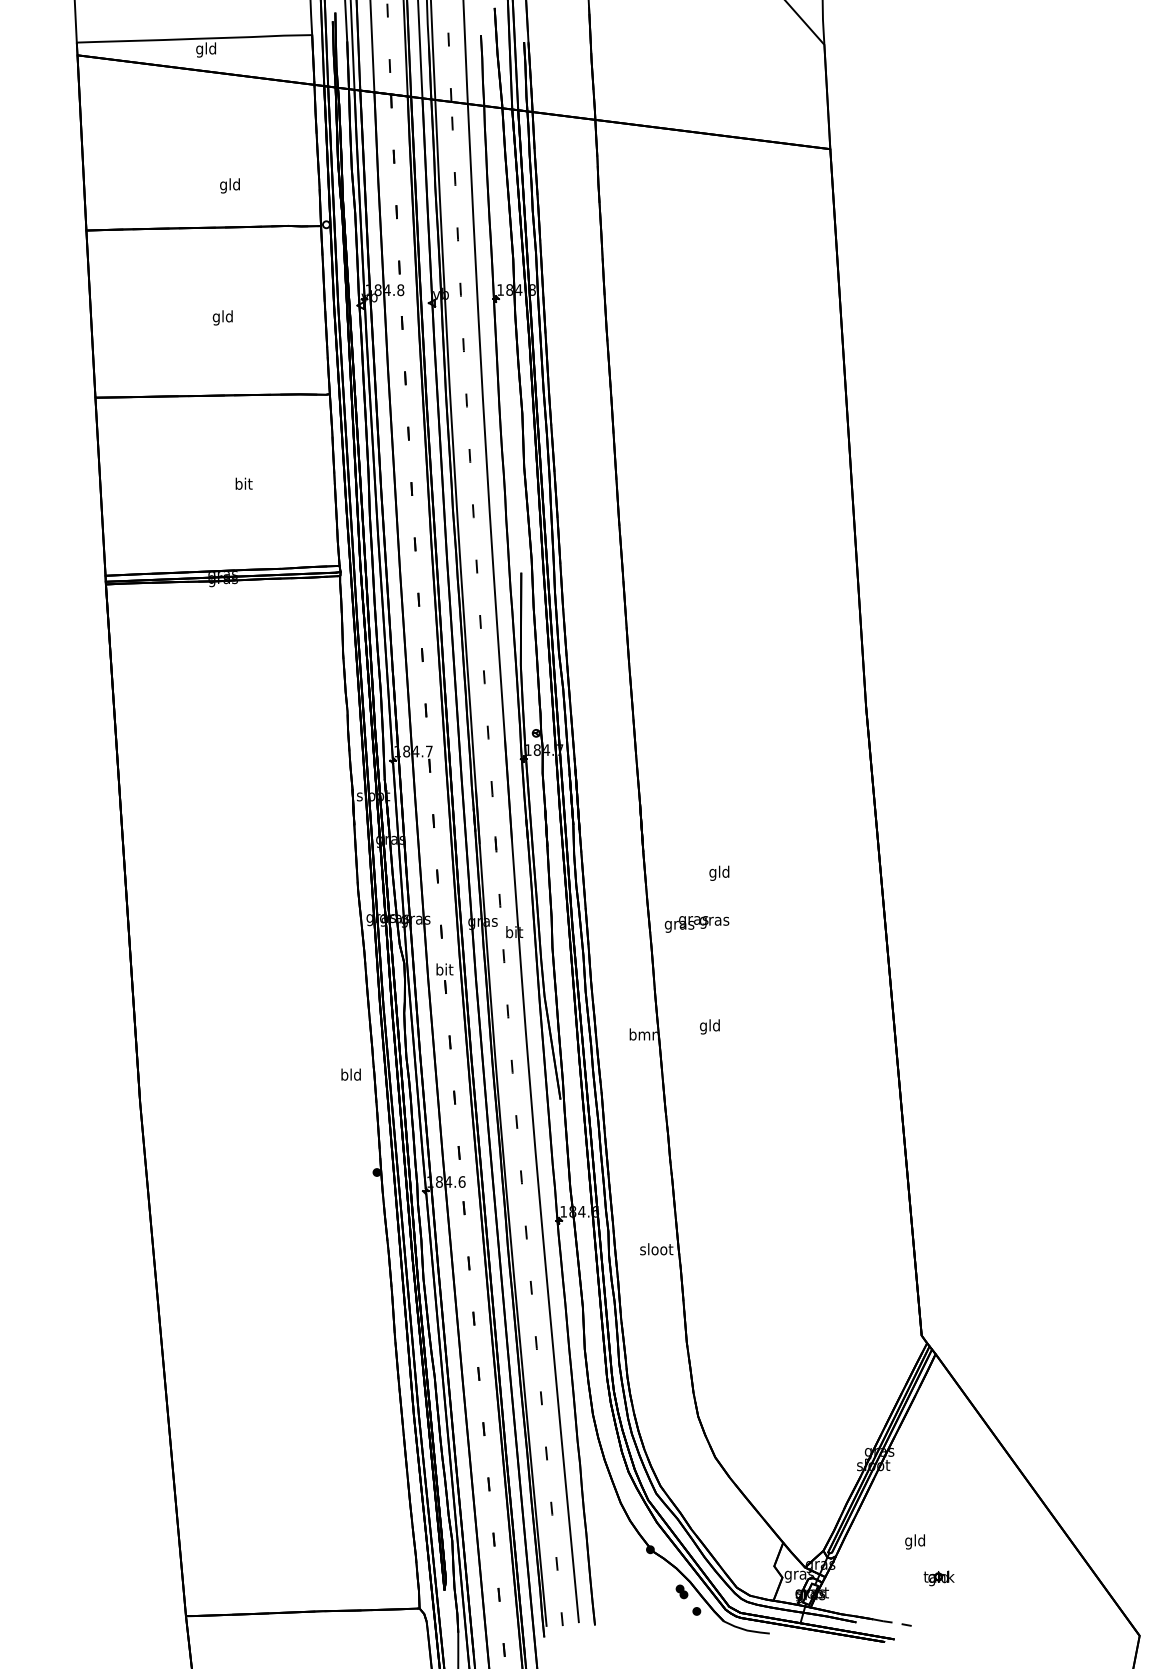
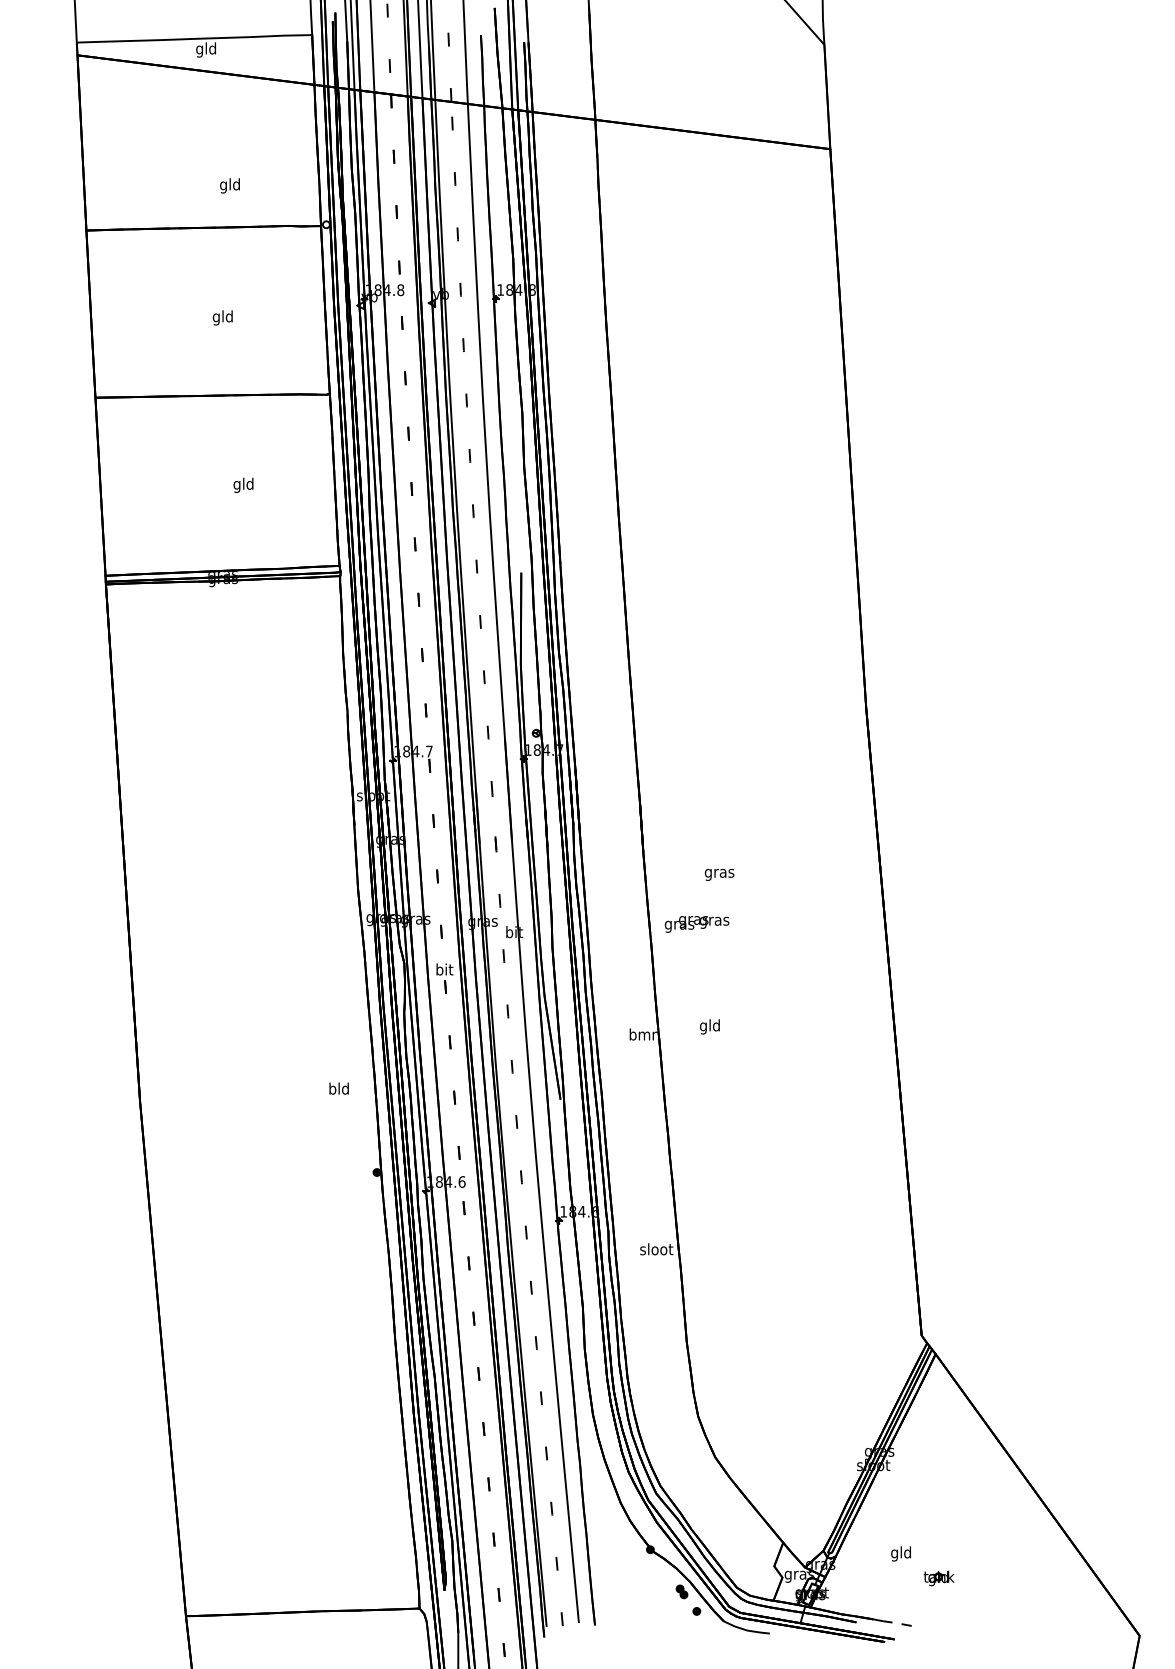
text: bit -> gld (243, 484)
text: gld -> gras (719, 872)
text position: (350, 1074) -> (338, 1088) (338, 1088)
text position: (914, 1541) -> (900, 1553) (900, 1553)
